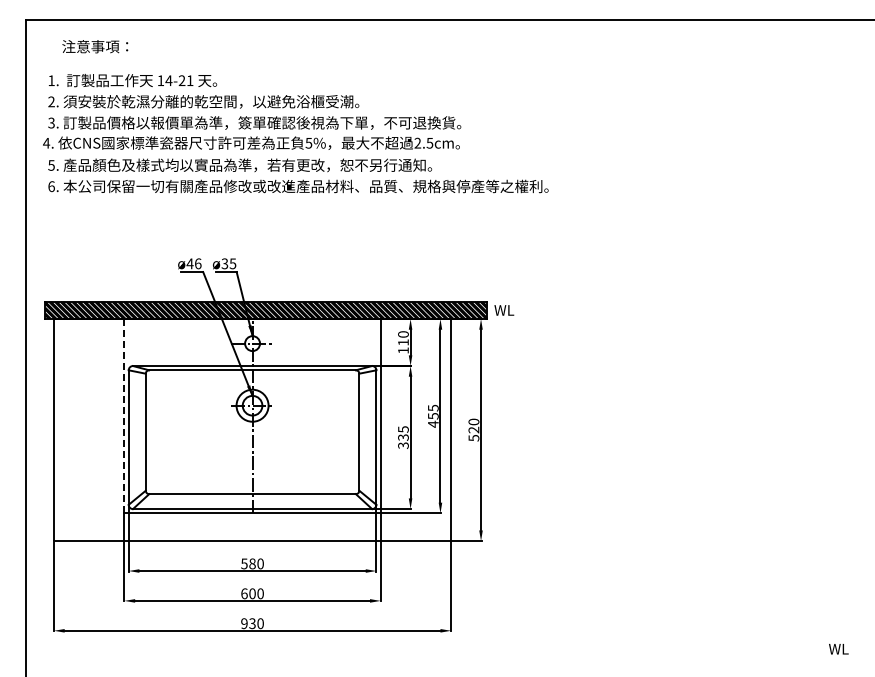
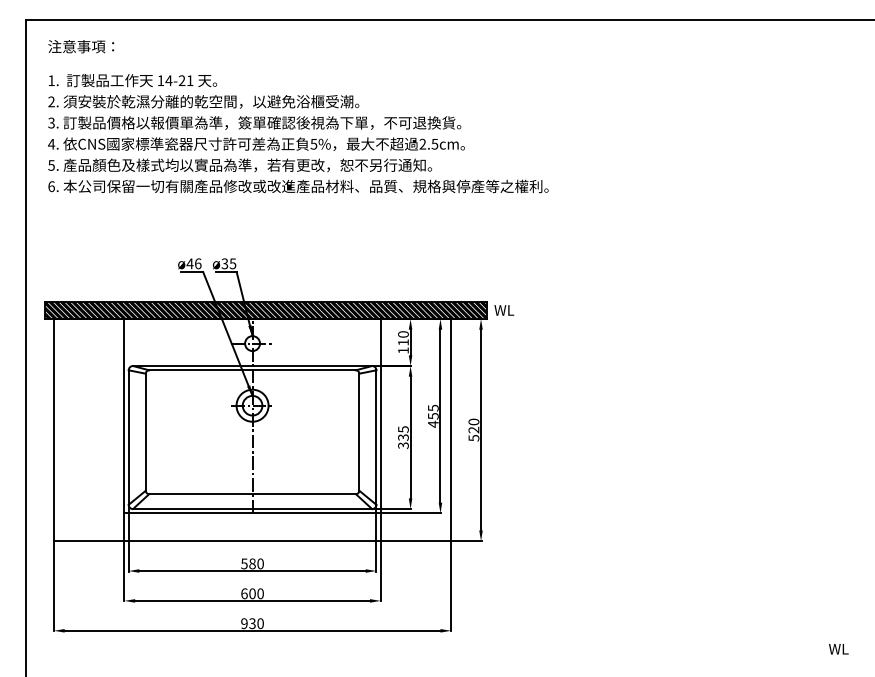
text position: (95, 46) -> (81, 46) (81, 46)
text position: (251, 142) -> (256, 143) (256, 143)
line: dashed -> solid (124, 415)
